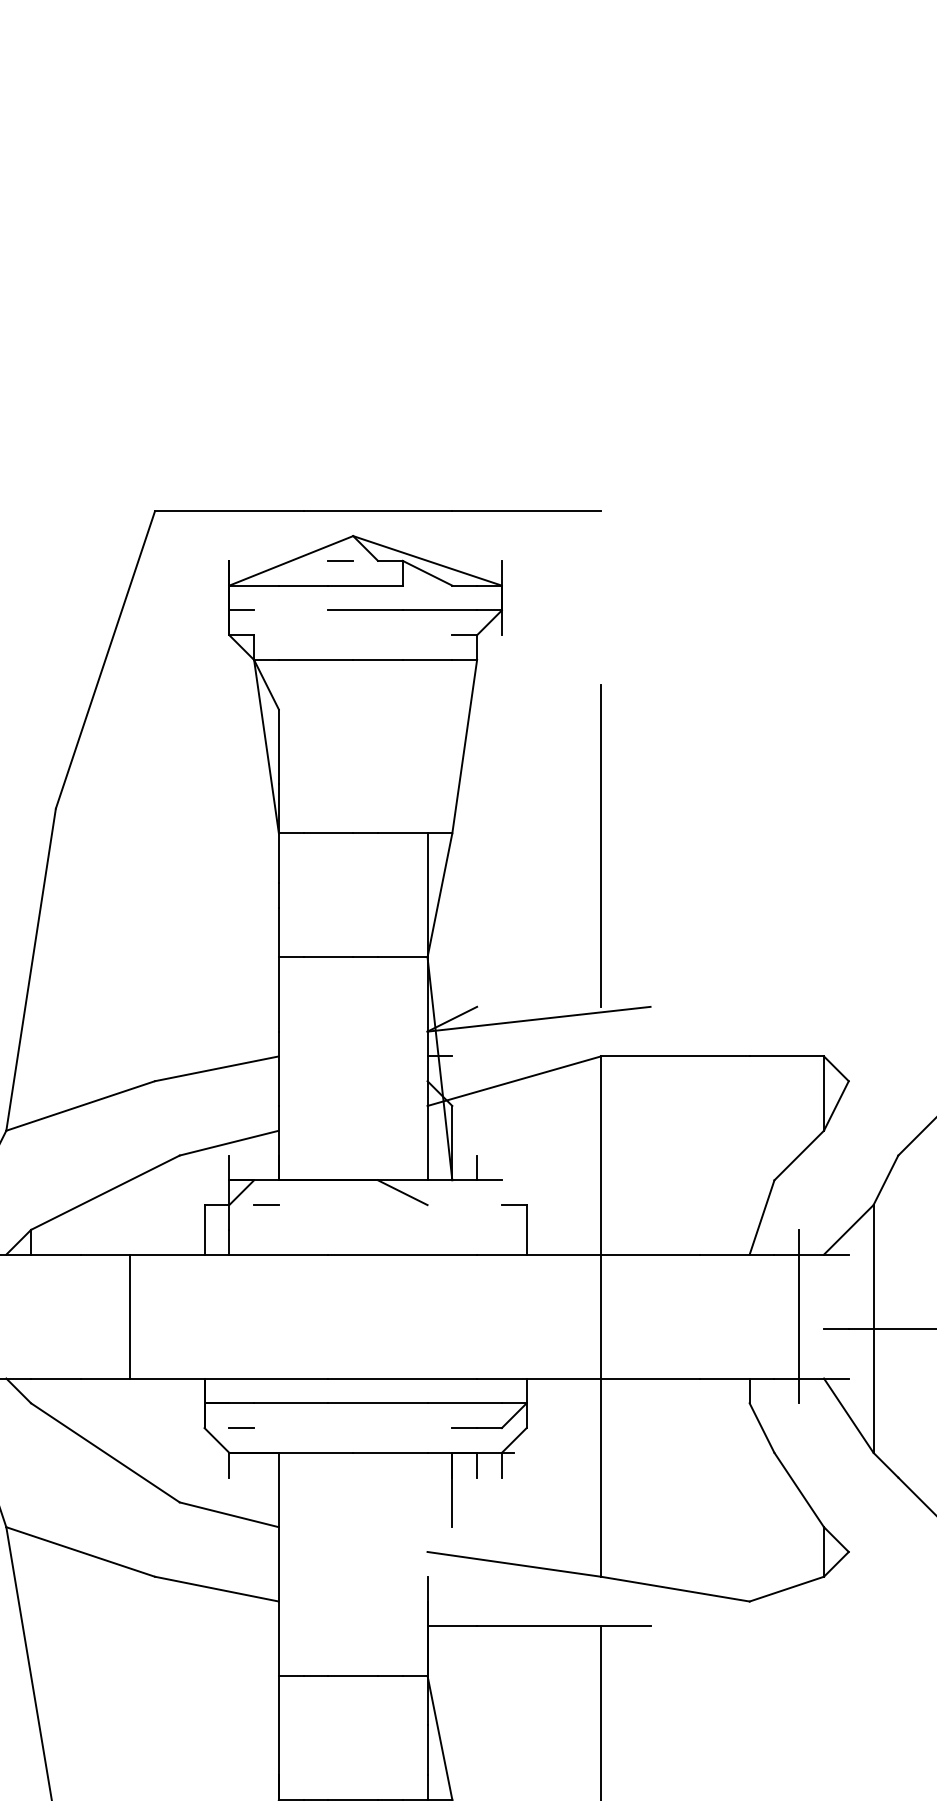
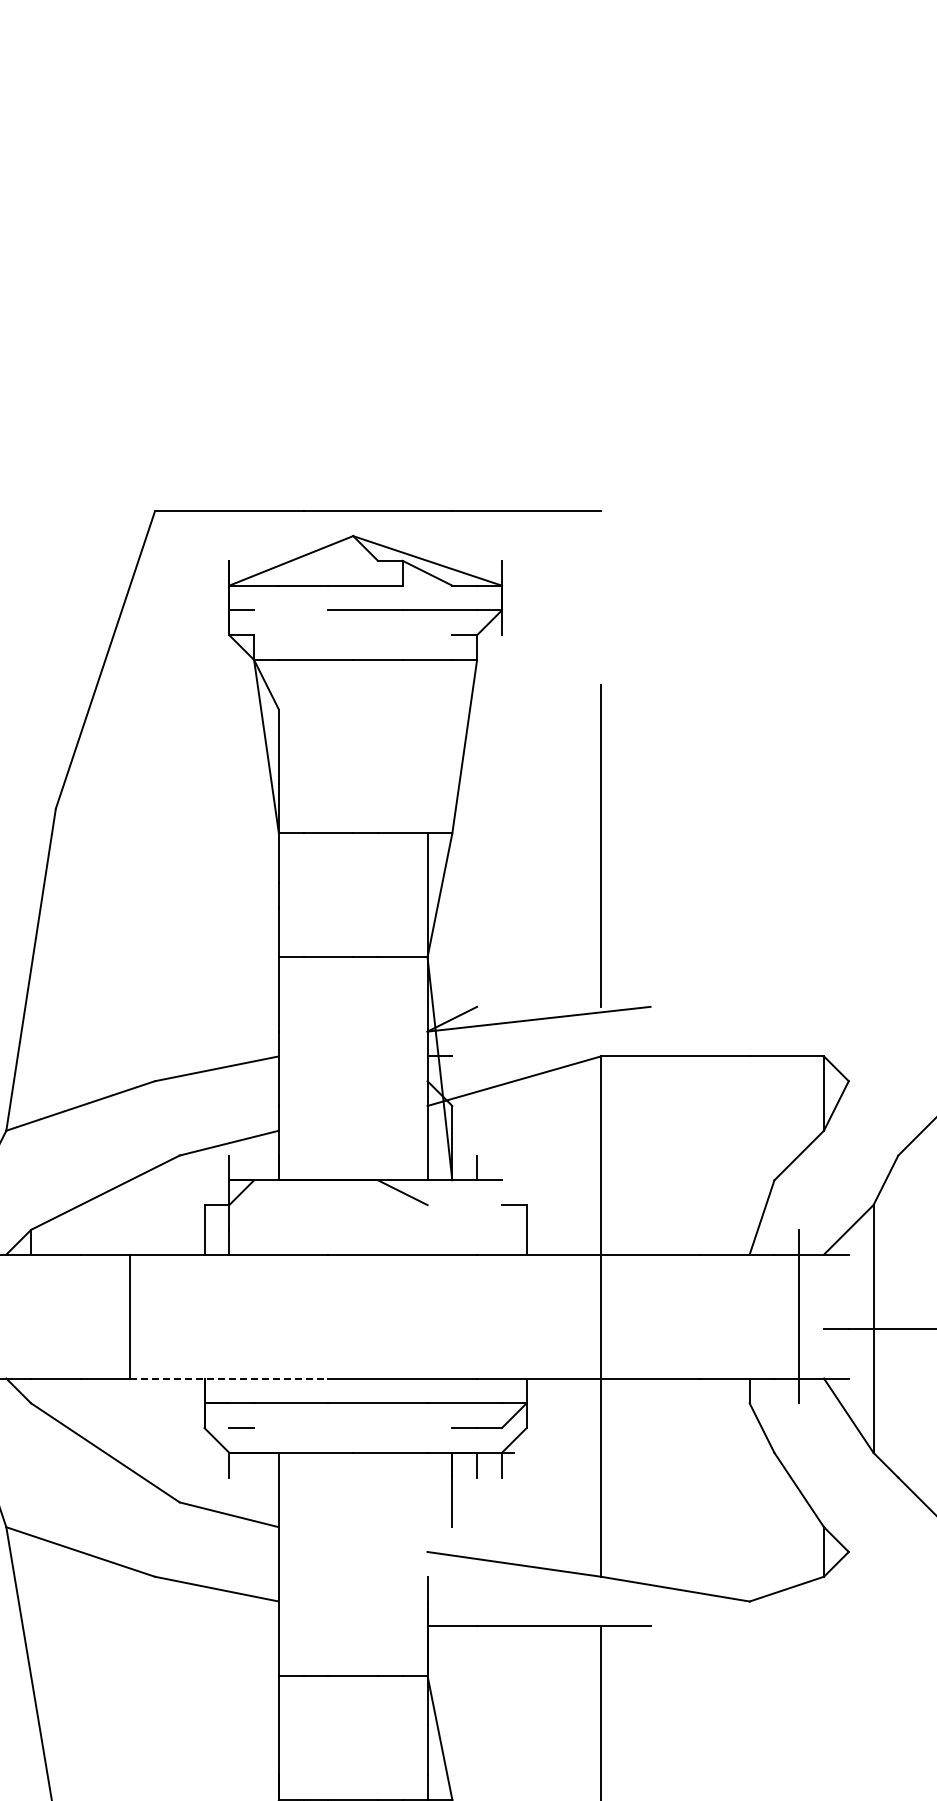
line: present -> none (340, 560)
line: present -> none (266, 1204)
line: solid -> dashed (229, 1378)
